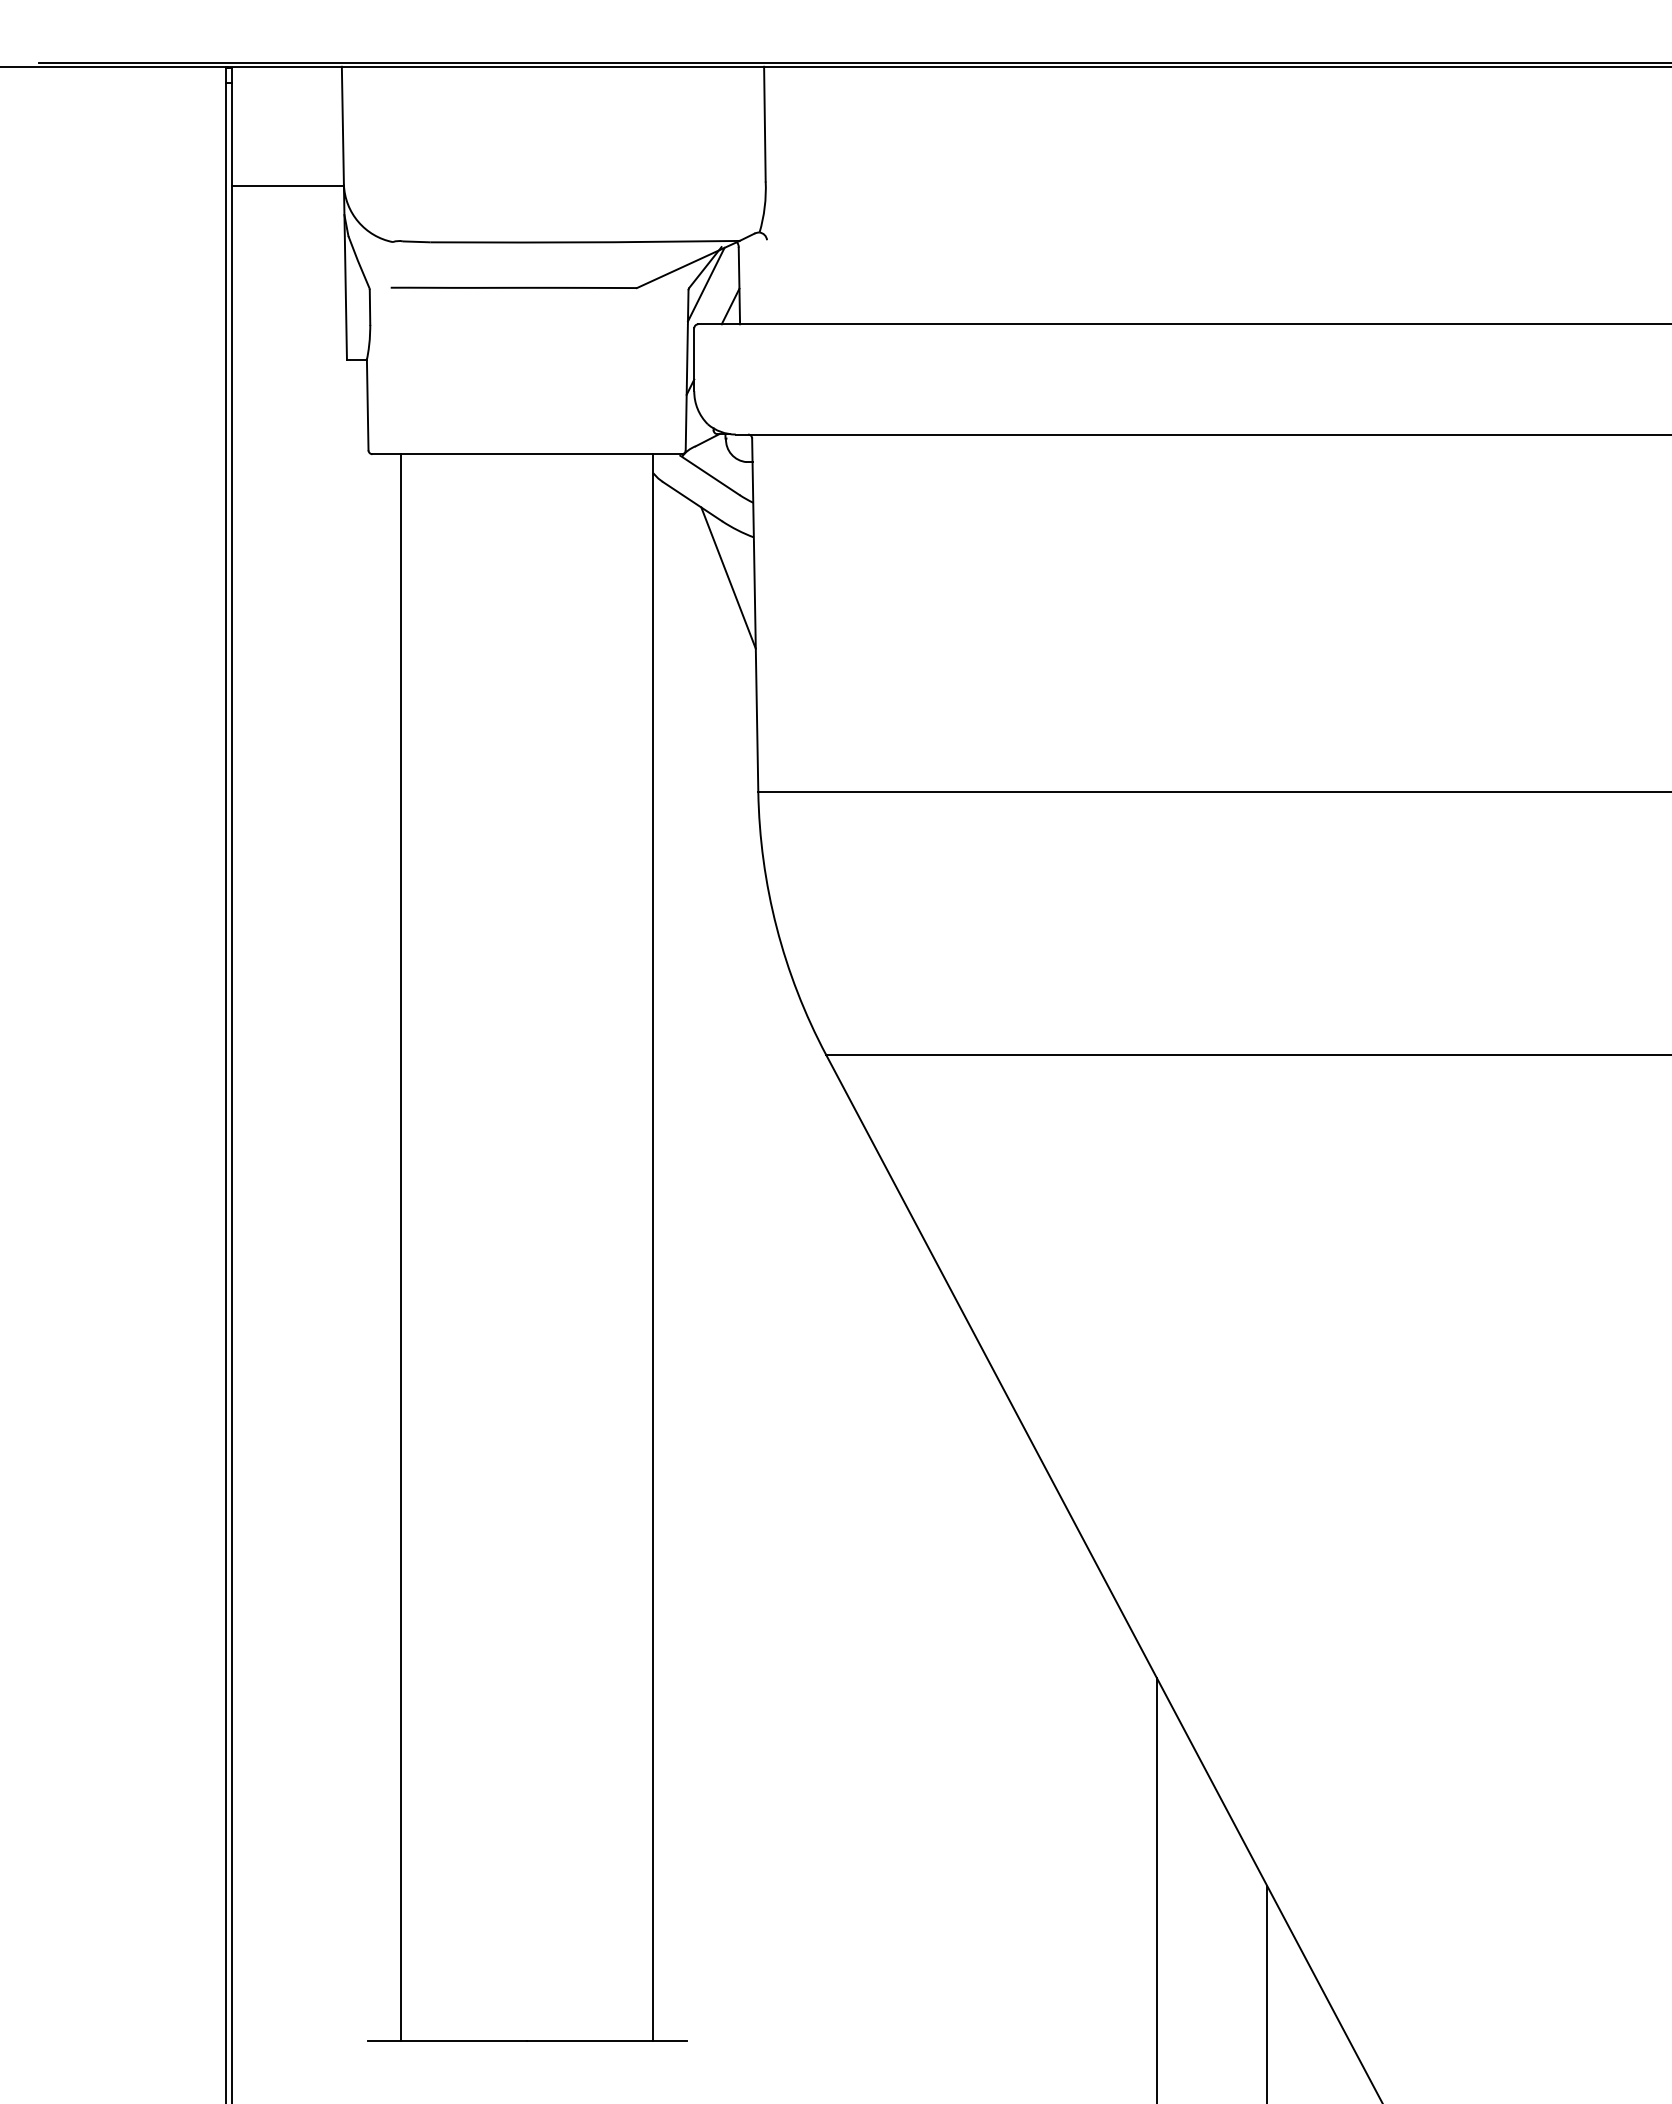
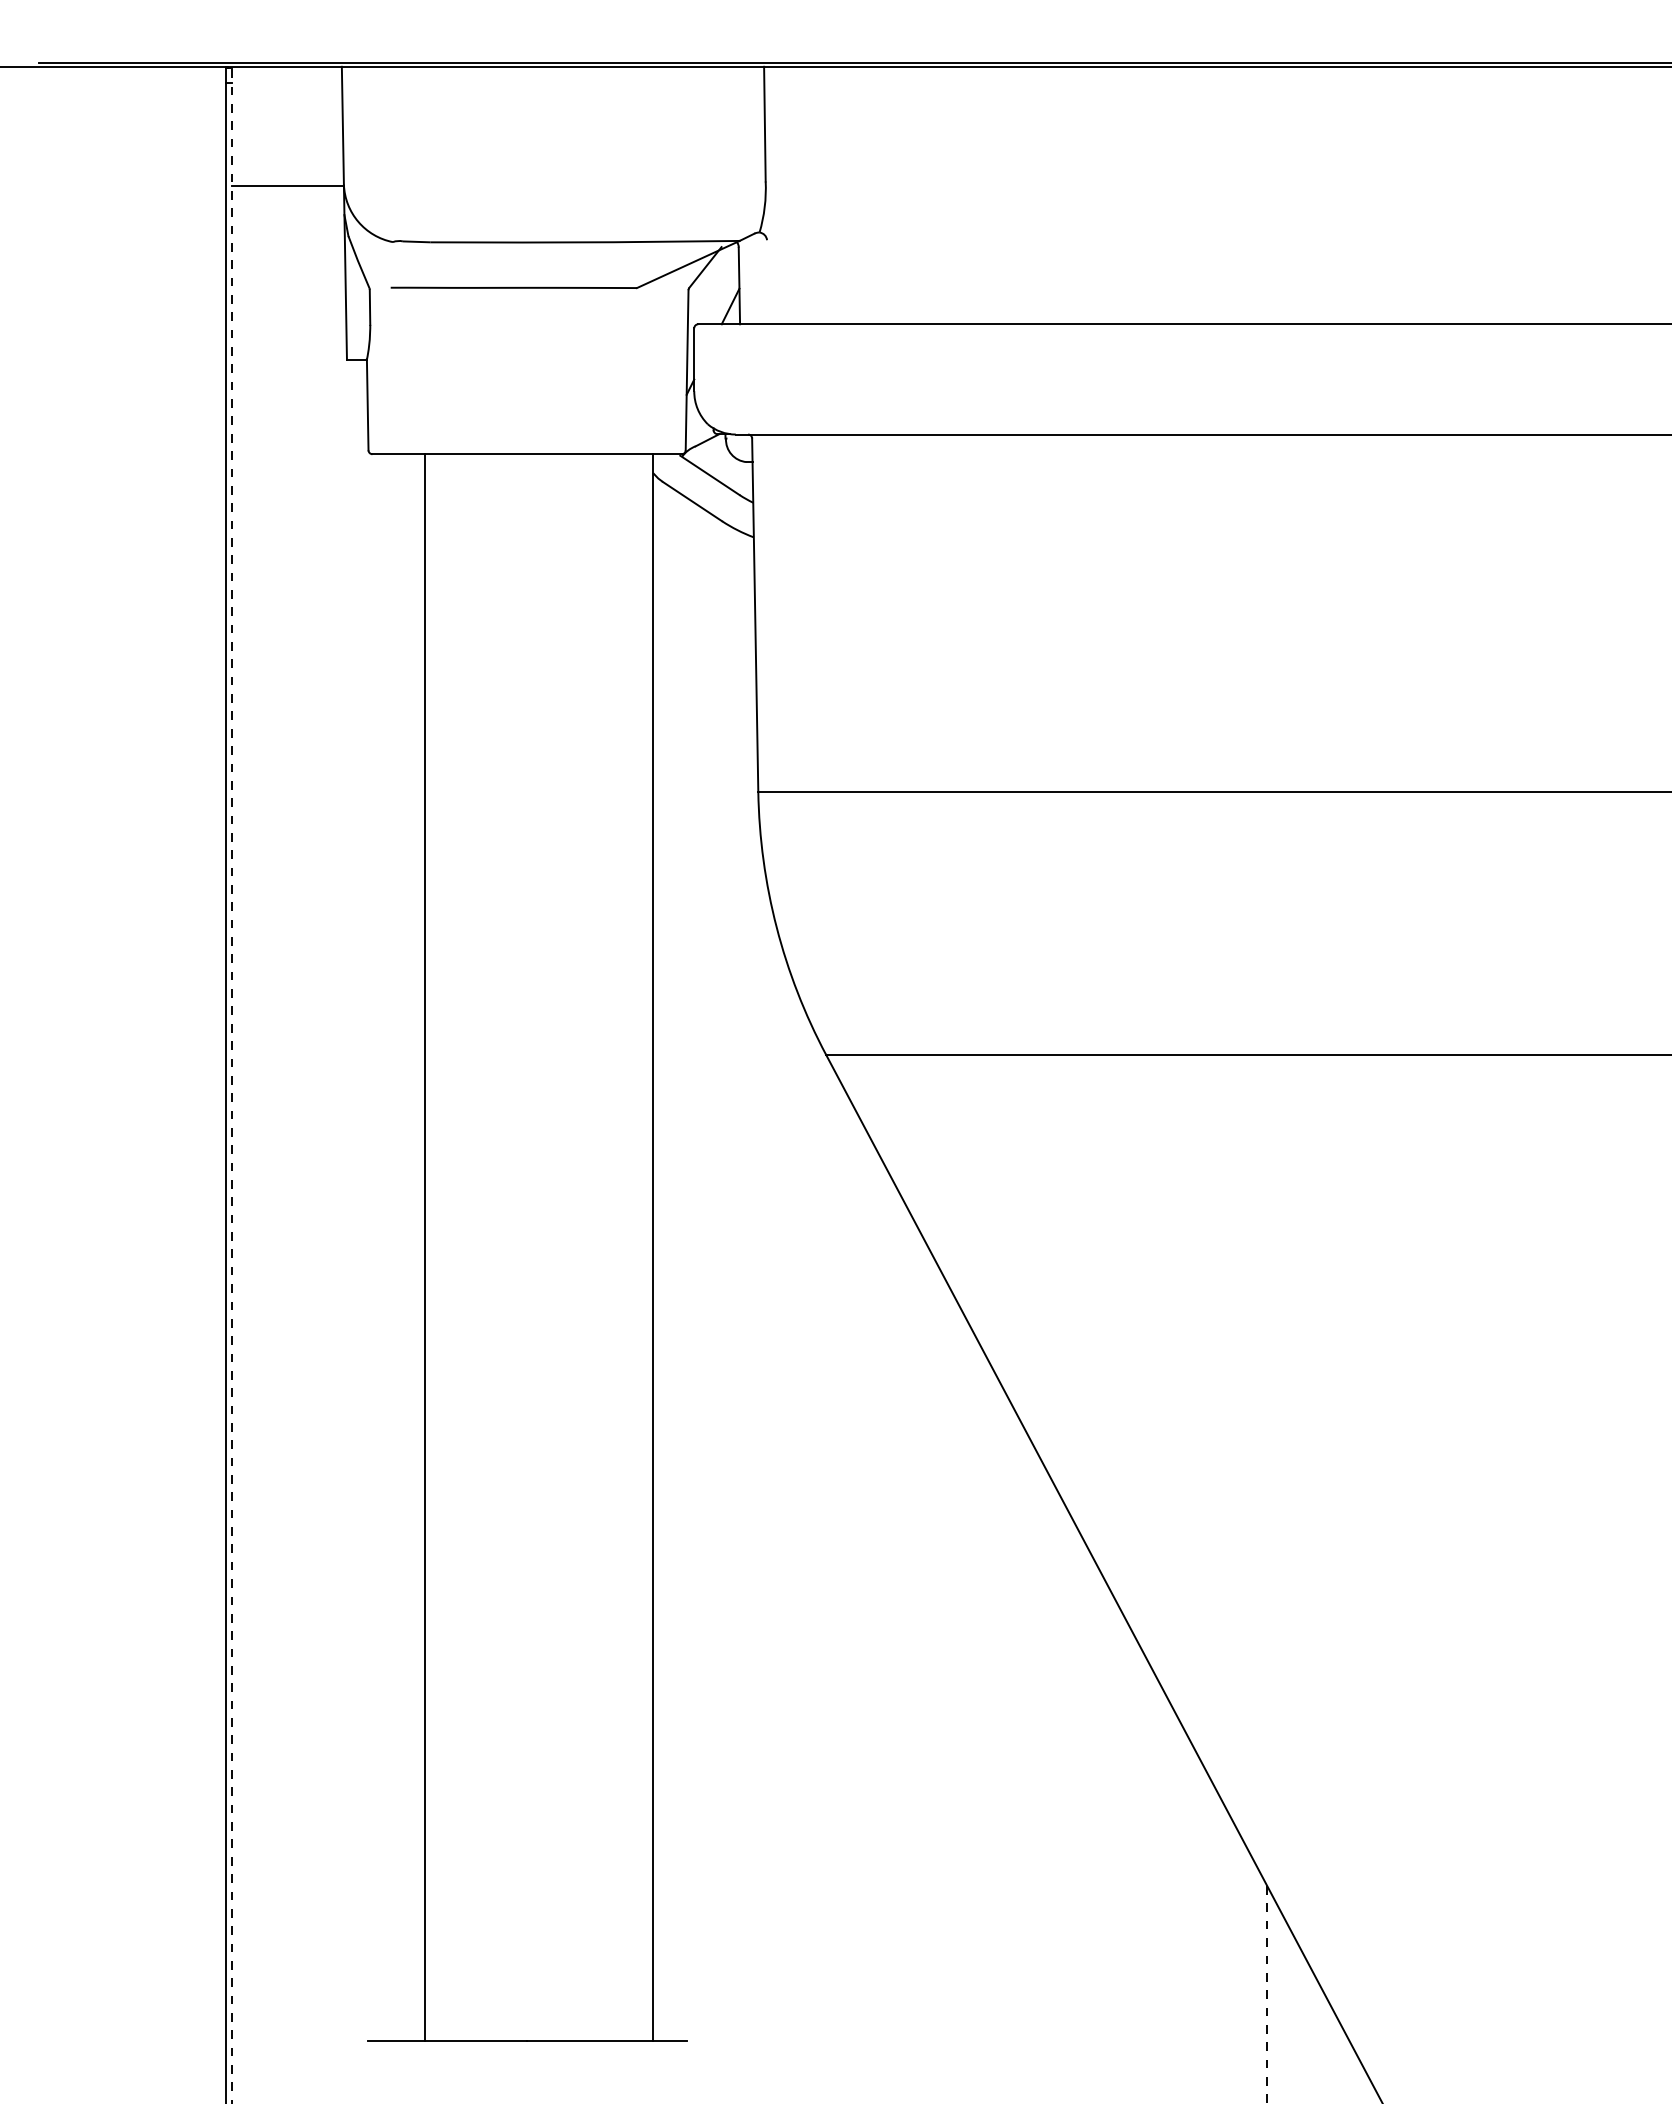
line: present -> none (705, 284)
line: present -> none (728, 577)
line: solid -> dashed (231, 1085)
line position: (401, 1247) -> (425, 1247) (425, 1247)
line: present -> none (1157, 1889)
line: solid -> dashed (1267, 1995)
